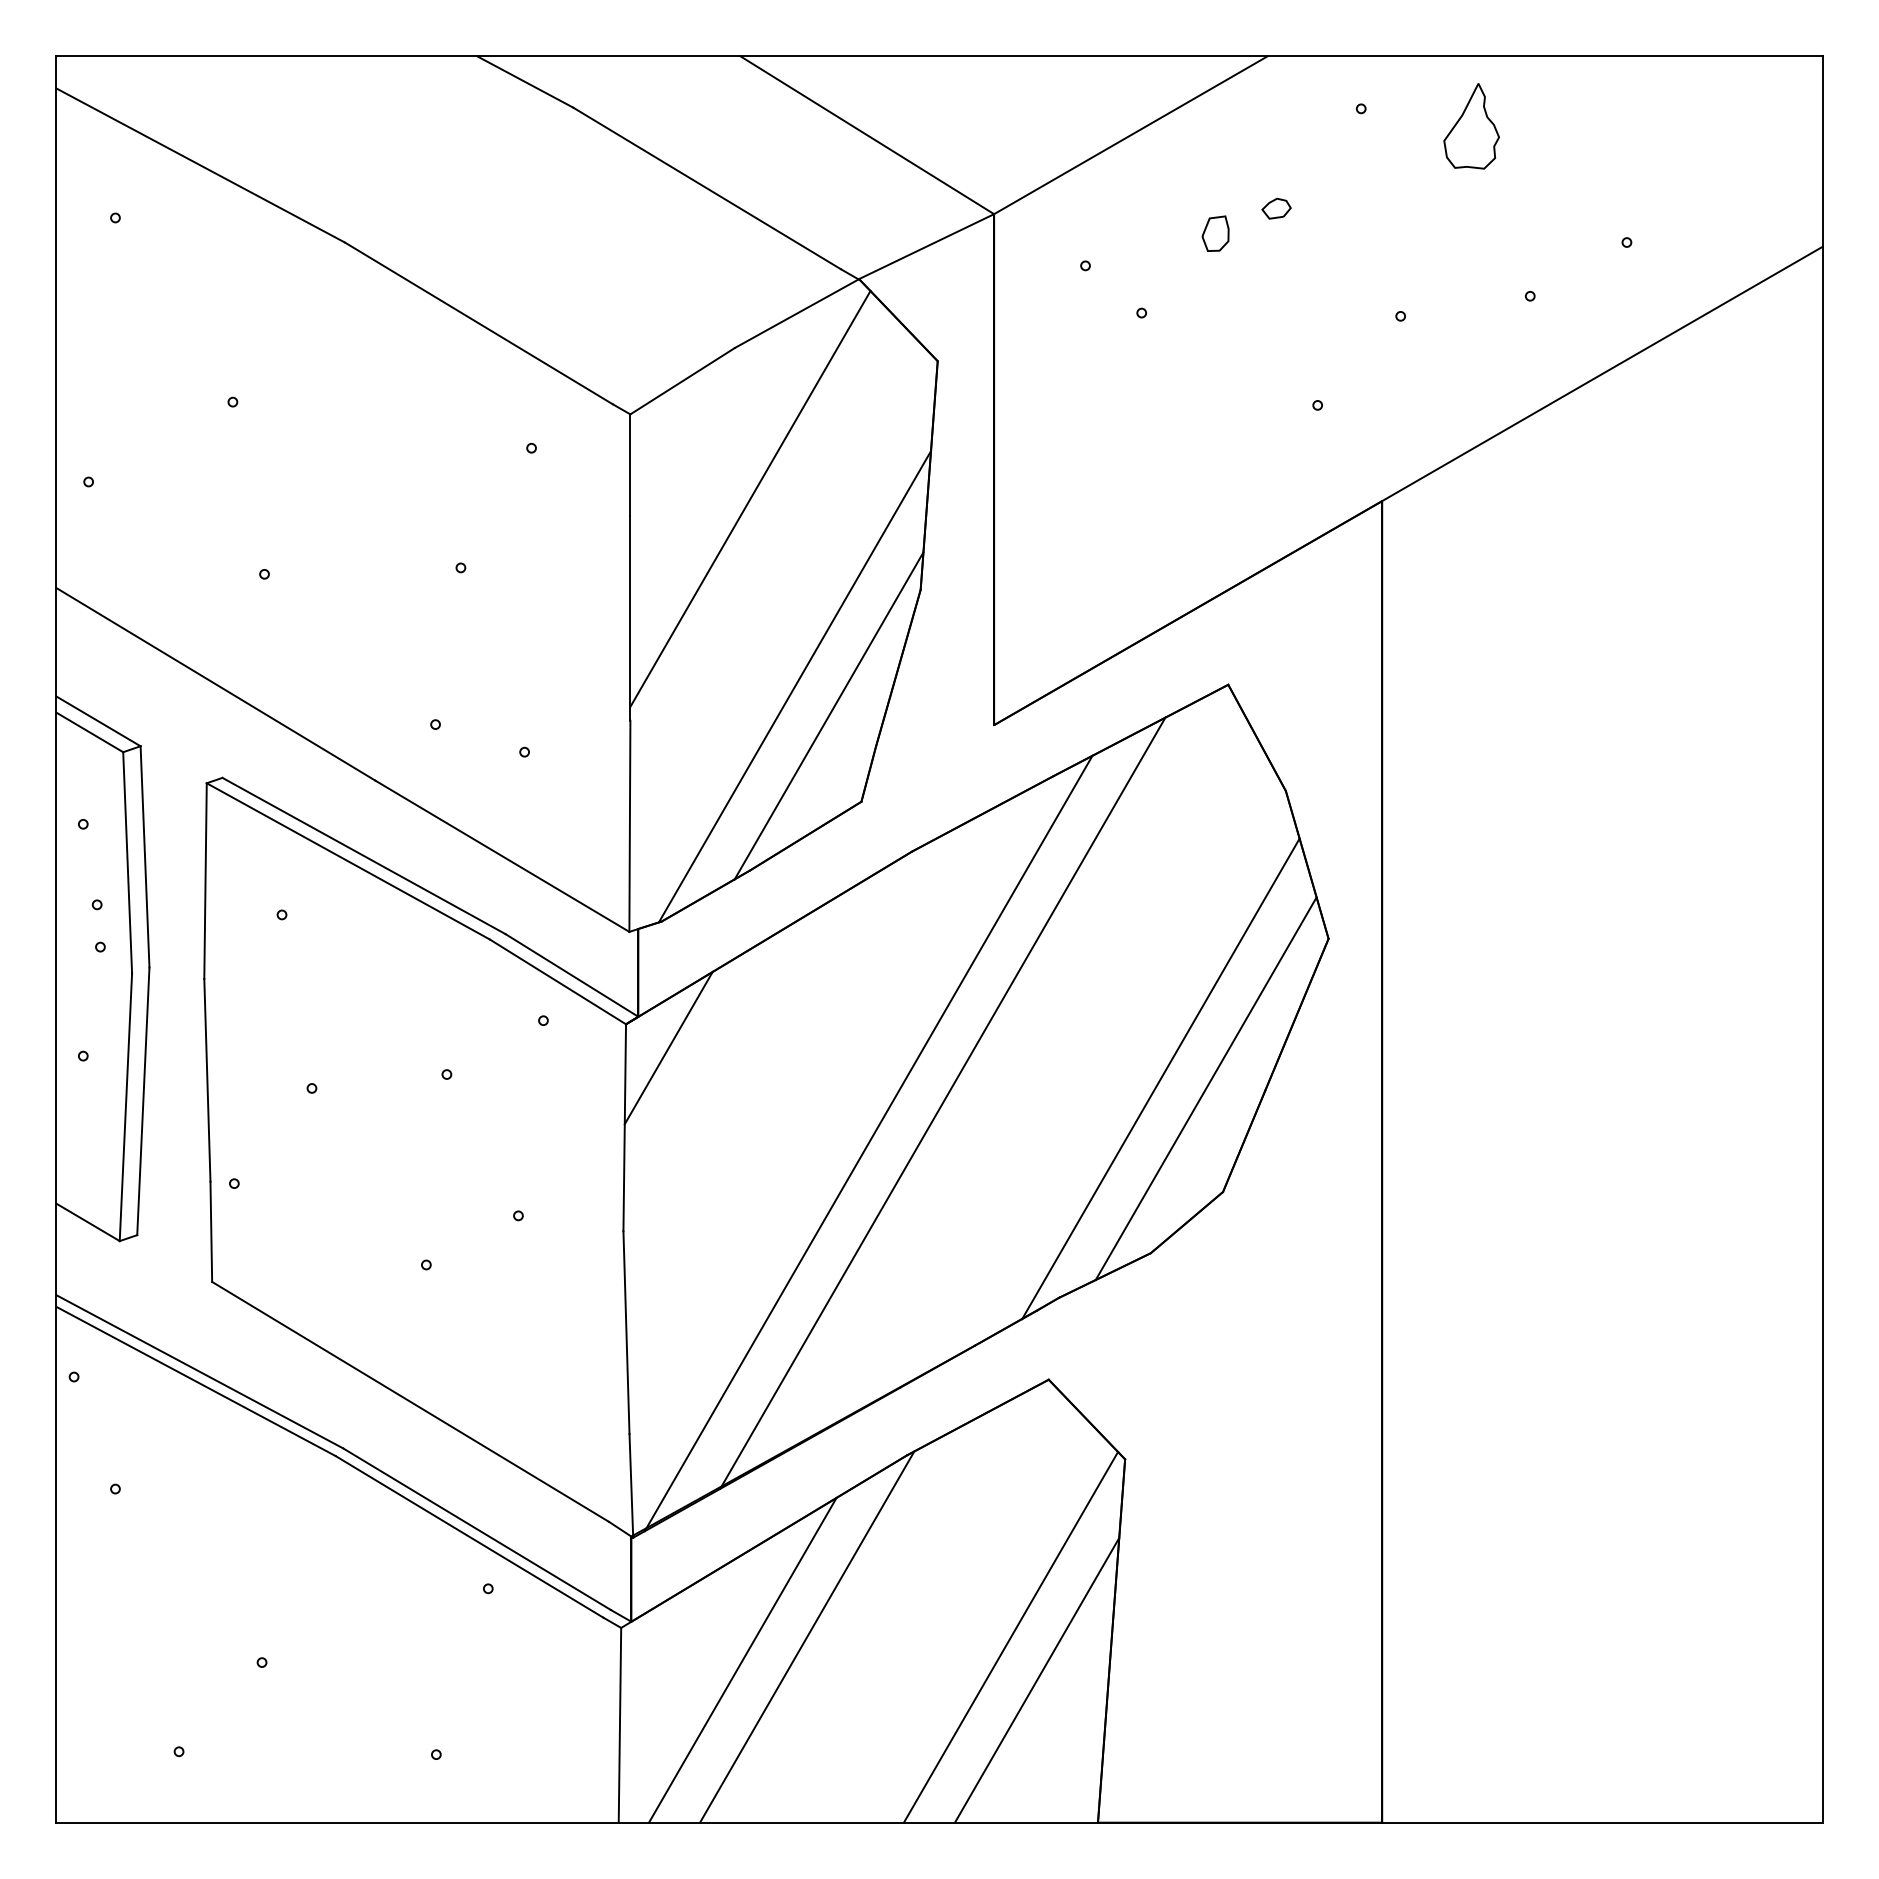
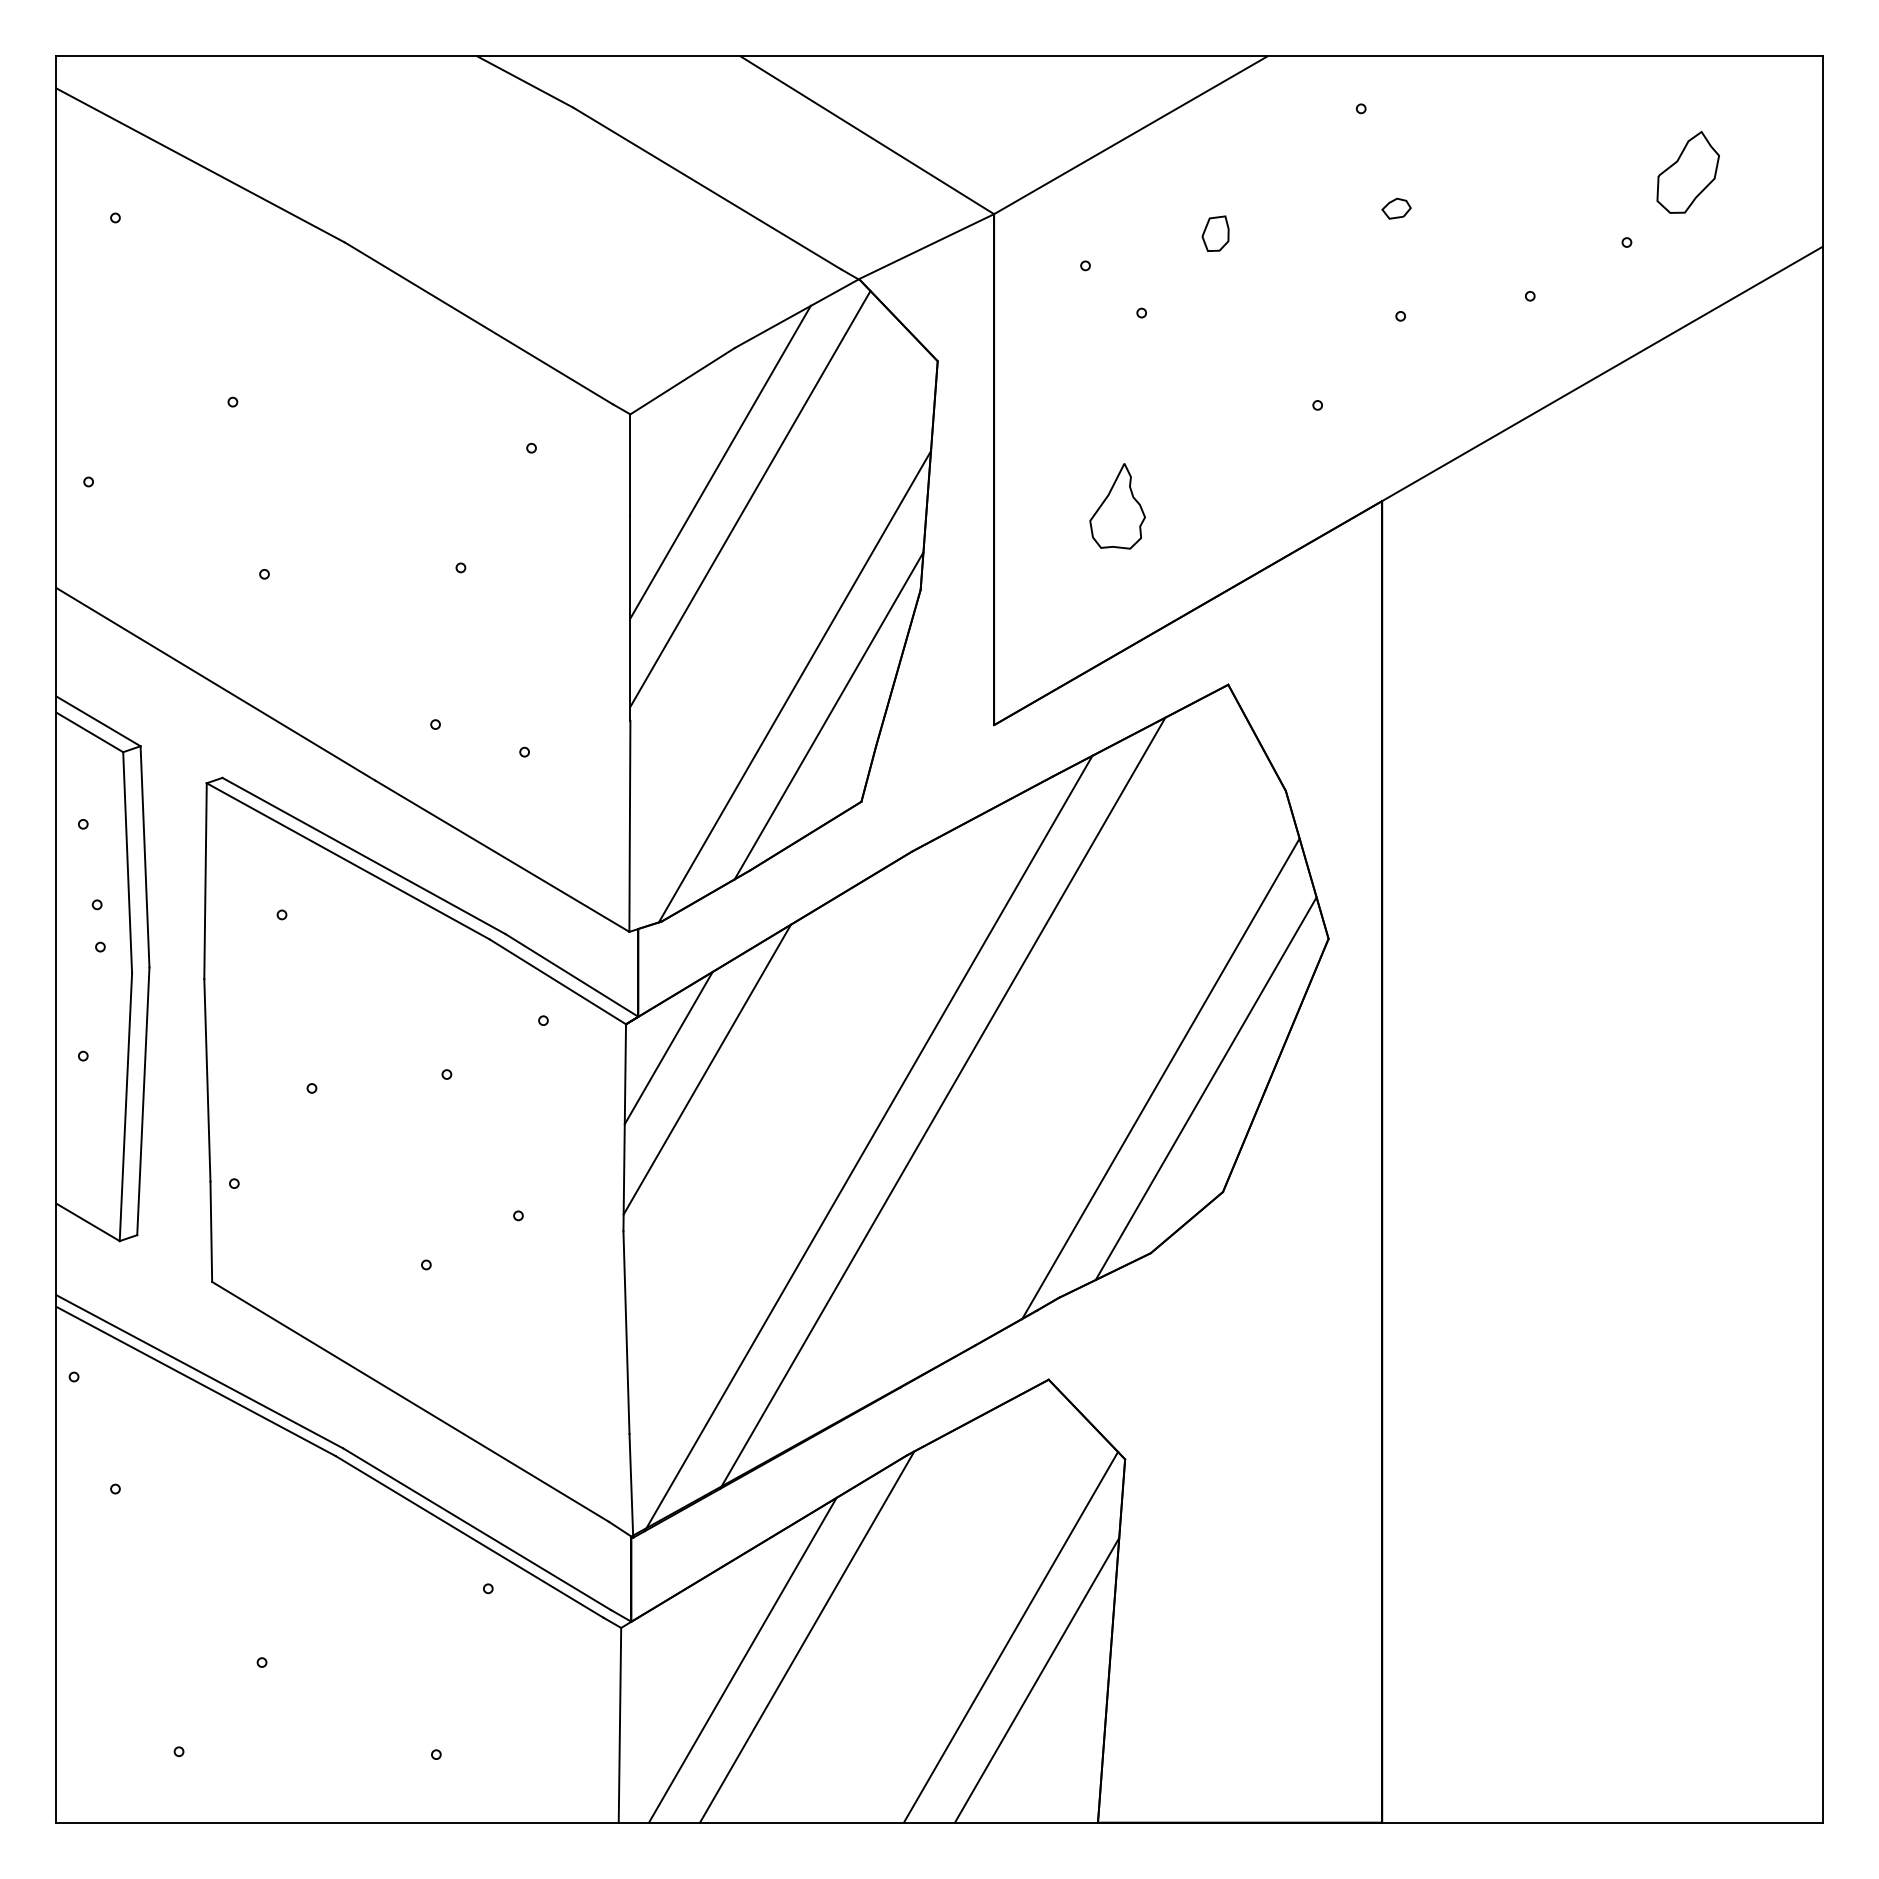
part position: (1471, 126) -> (1117, 506) (1117, 506)
part: none -> present (1687, 171)
part position: (1276, 208) -> (1396, 208) (1396, 208)
line: none -> present (720, 461)
line: none -> present (707, 1069)
